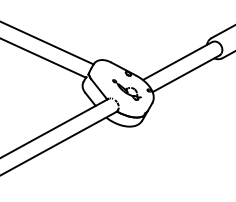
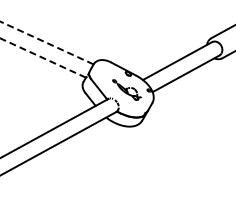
line: solid -> dashed (46, 42)
line: solid -> dashed (43, 58)
